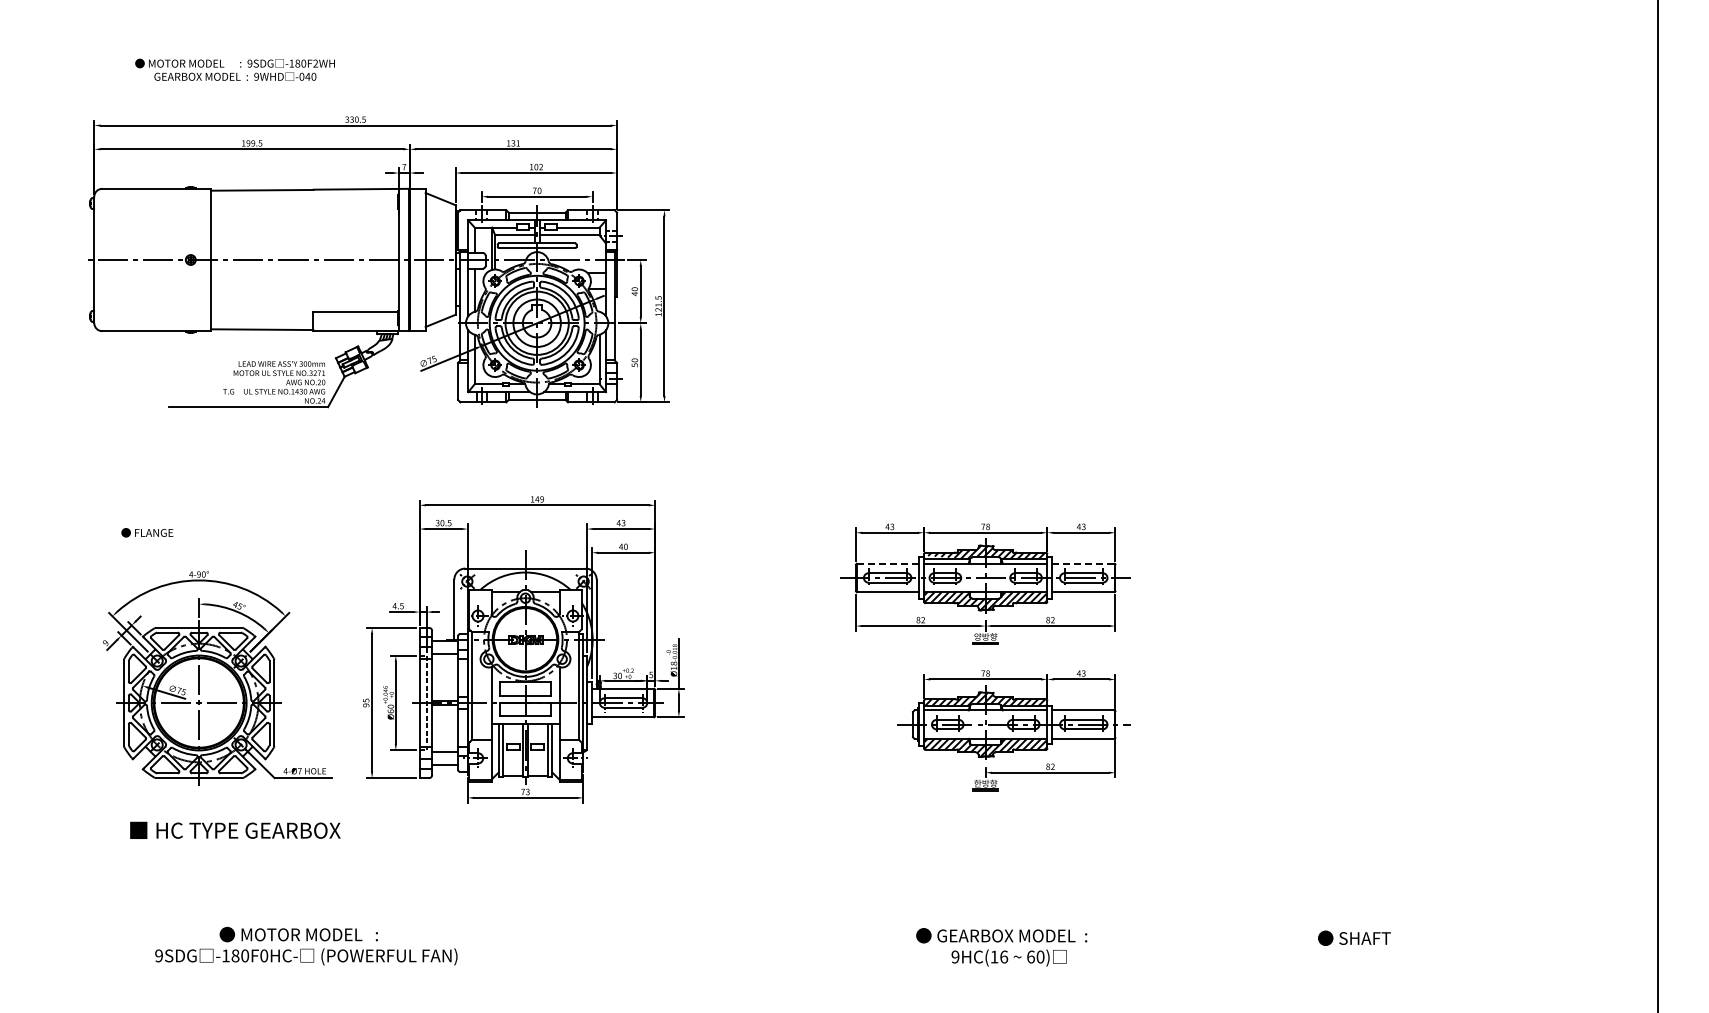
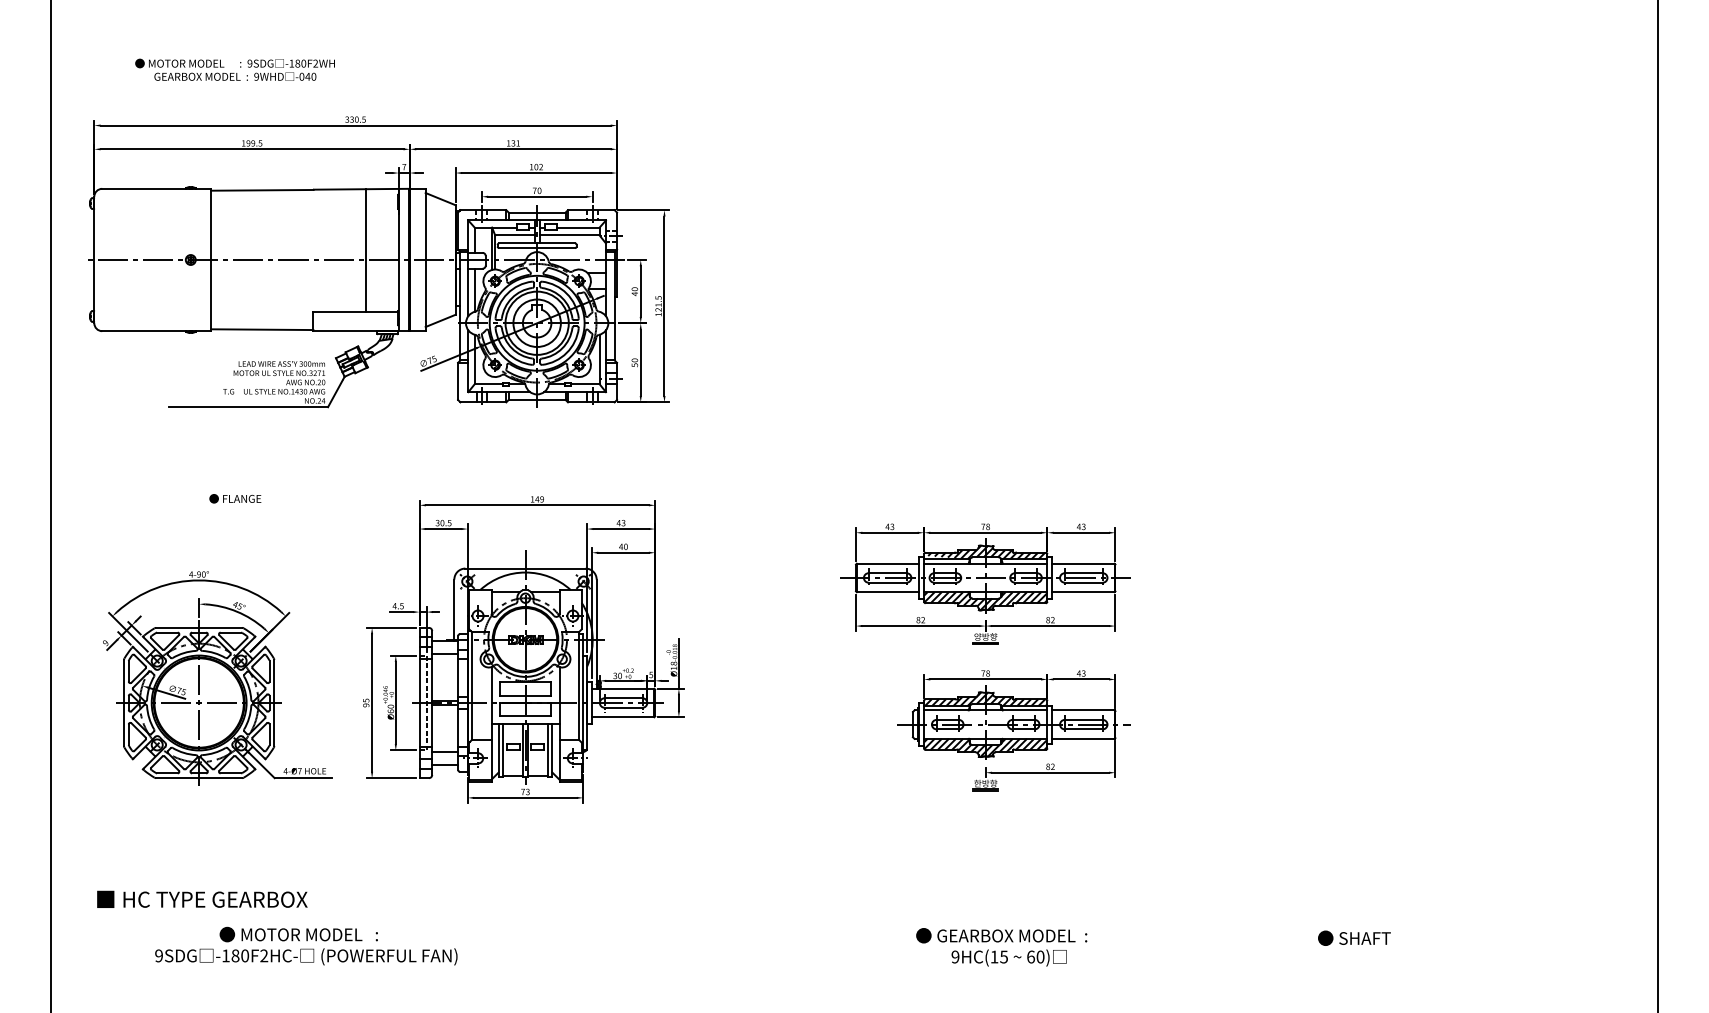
line: none -> present (366, 250)
line: none -> present (51, 505)
text position: (147, 532) -> (235, 498) (235, 498)
line: dashed -> solid (888, 563)
line: dashed -> solid (1083, 563)
text position: (235, 829) -> (202, 898) (202, 898)
text: -180F0HC- -> -180F2HC- (264, 955)
text: 9HC(16 -> 9HC(15 (1004, 956)
